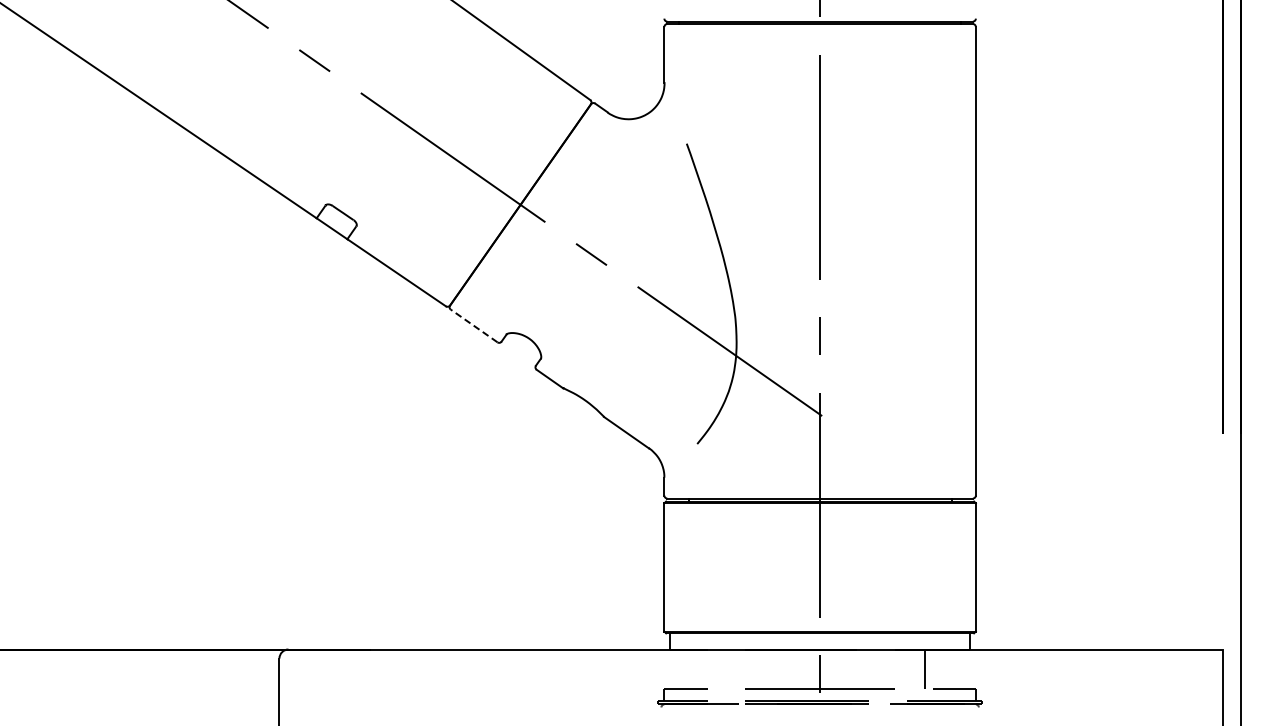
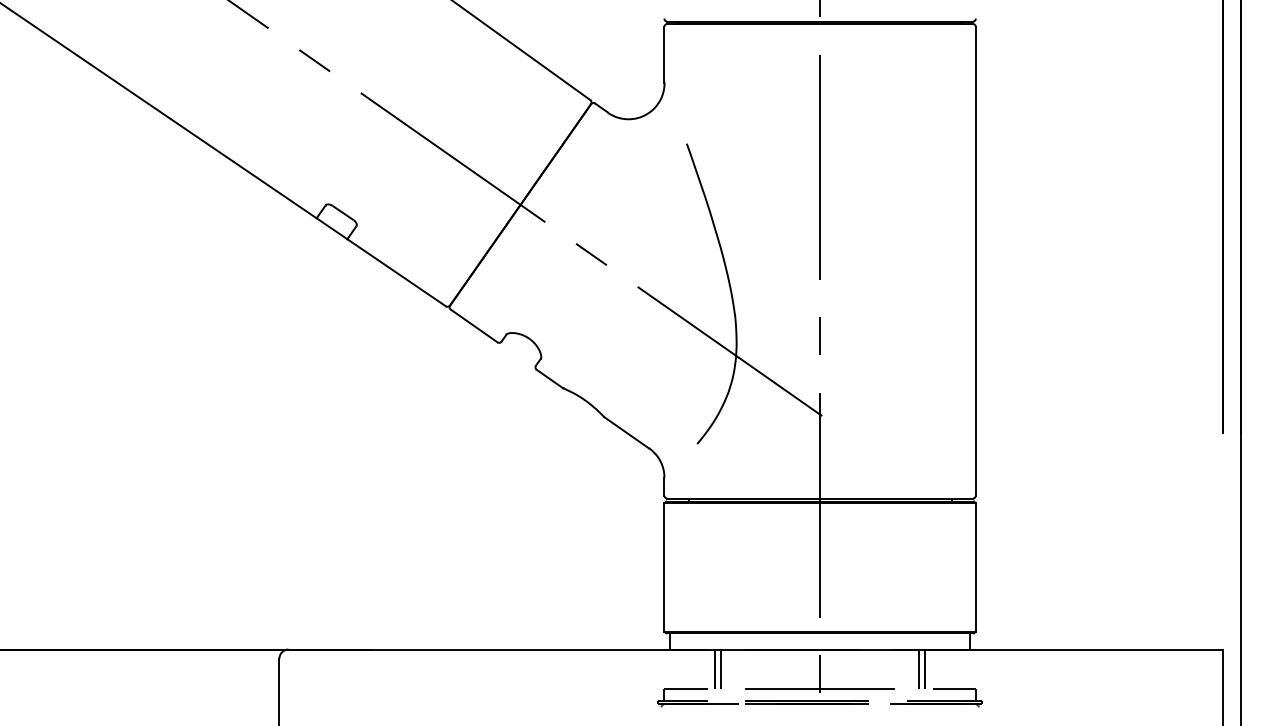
line: dashed -> solid (473, 325)
line: none -> present (715, 669)
line: none -> present (721, 669)
line: none -> present (918, 669)
